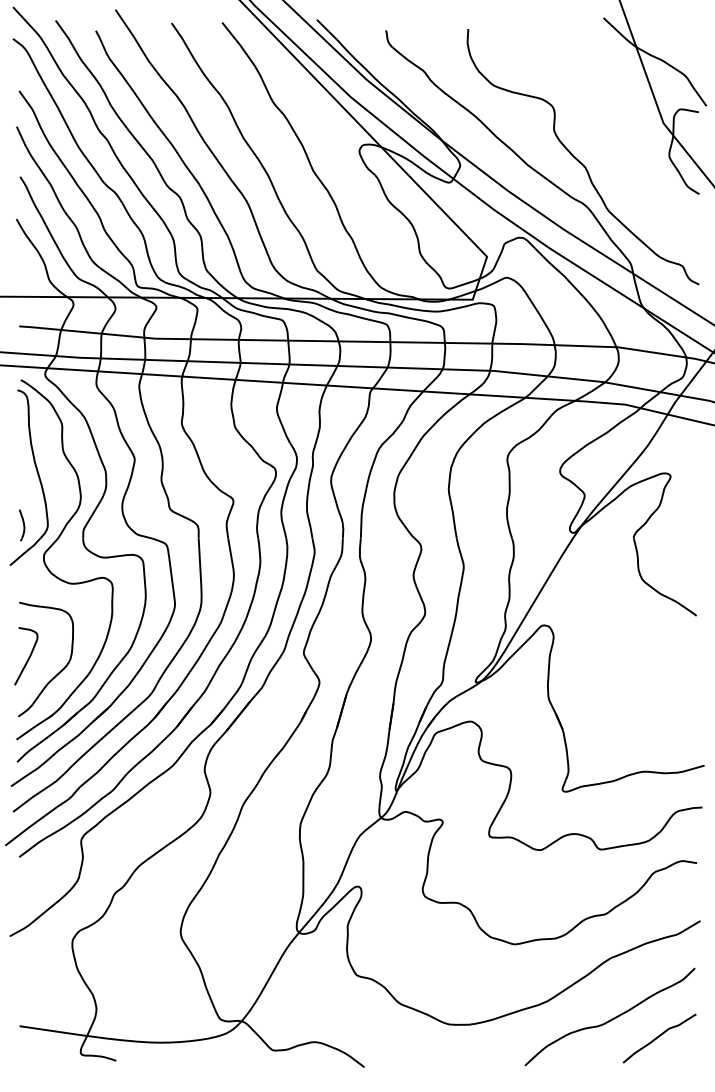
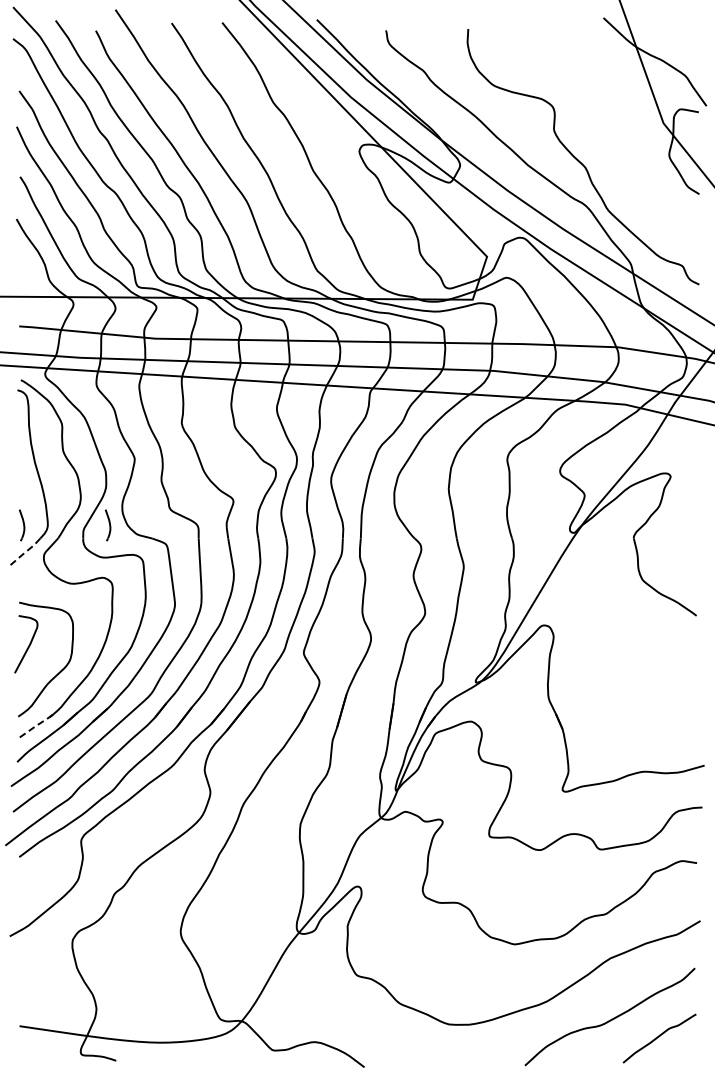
part: none -> present (108, 525)
line: solid -> dashed (25, 552)
curve position: (28, 657) -> (28, 645) (28, 645)
line: solid -> dashed (35, 726)
